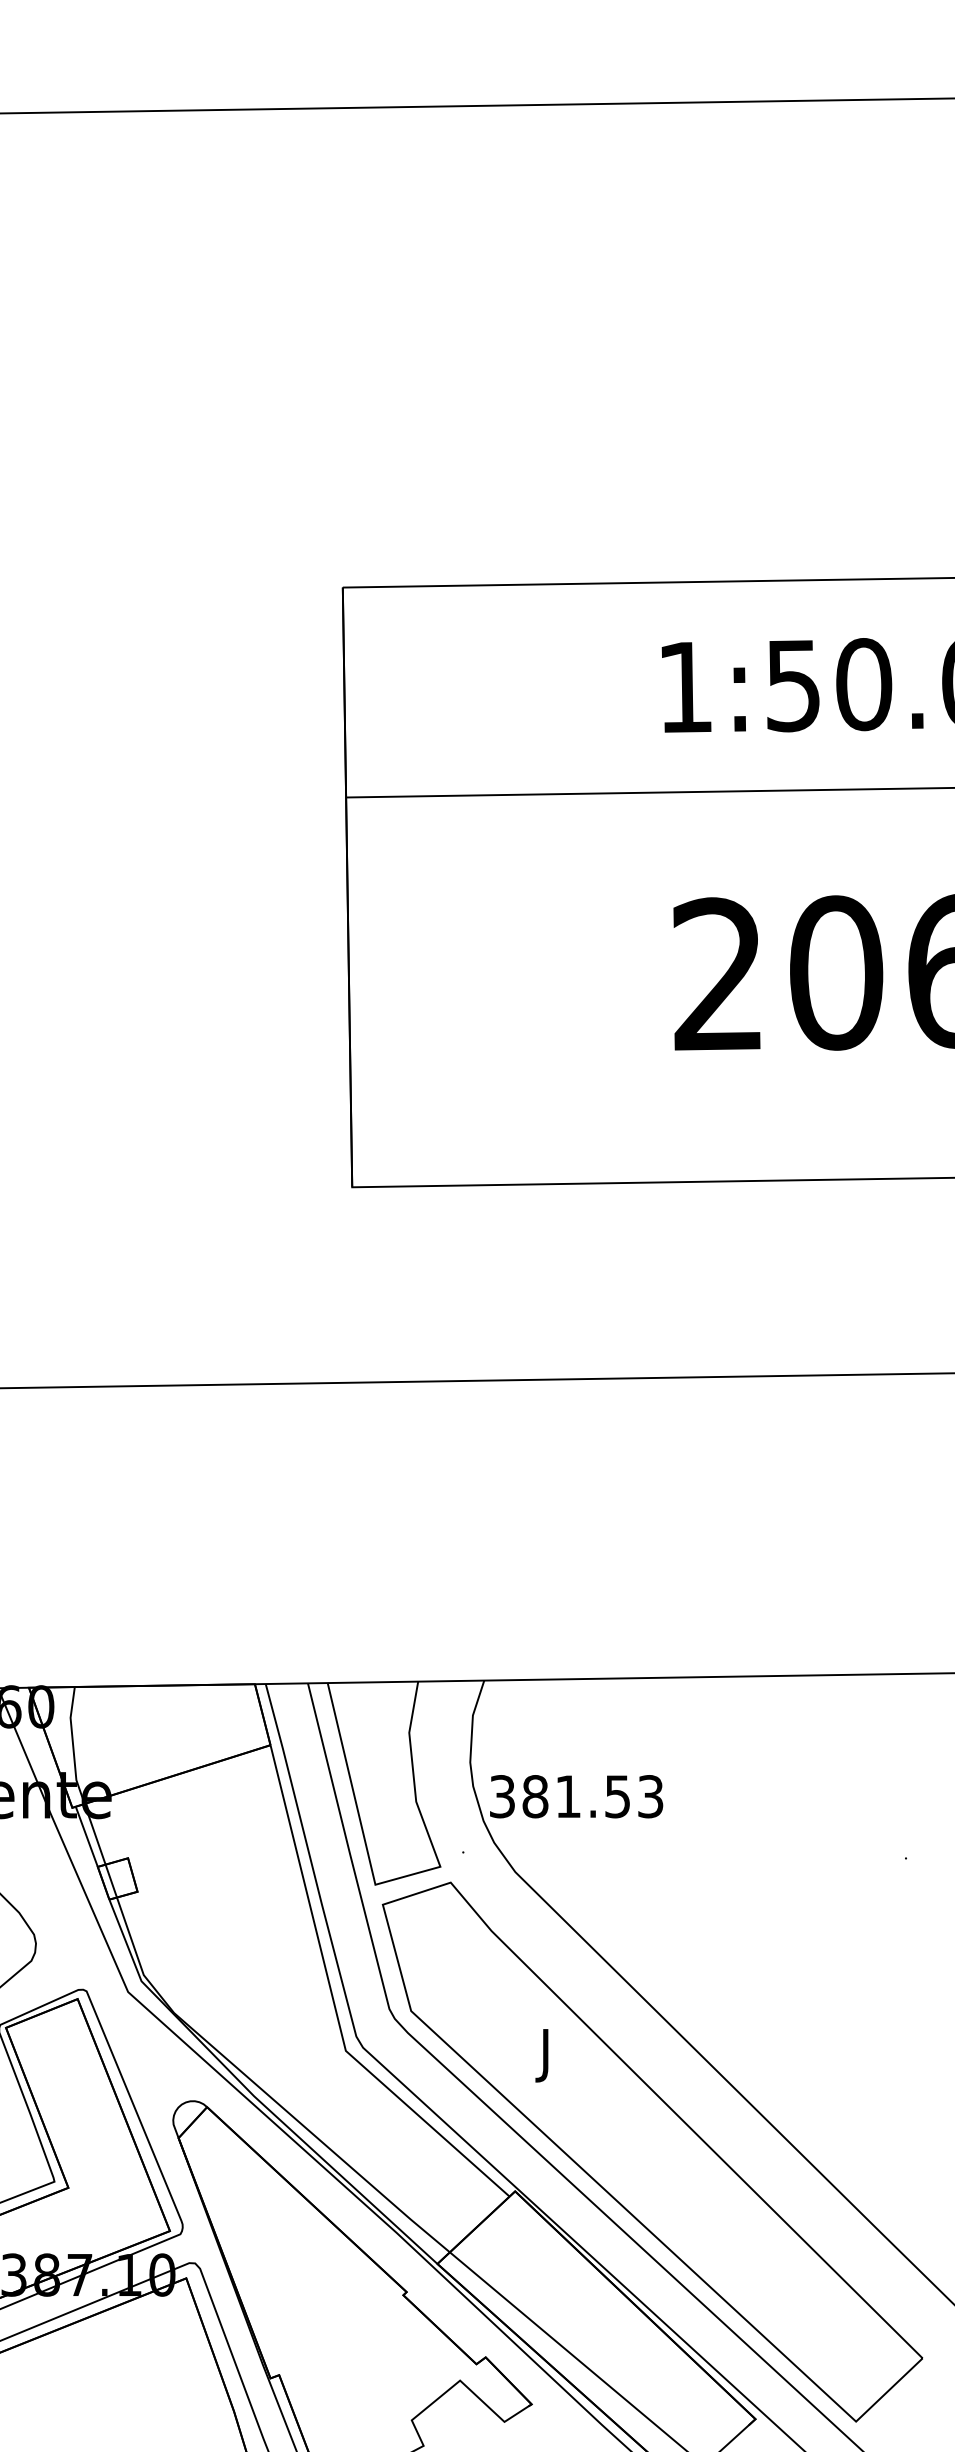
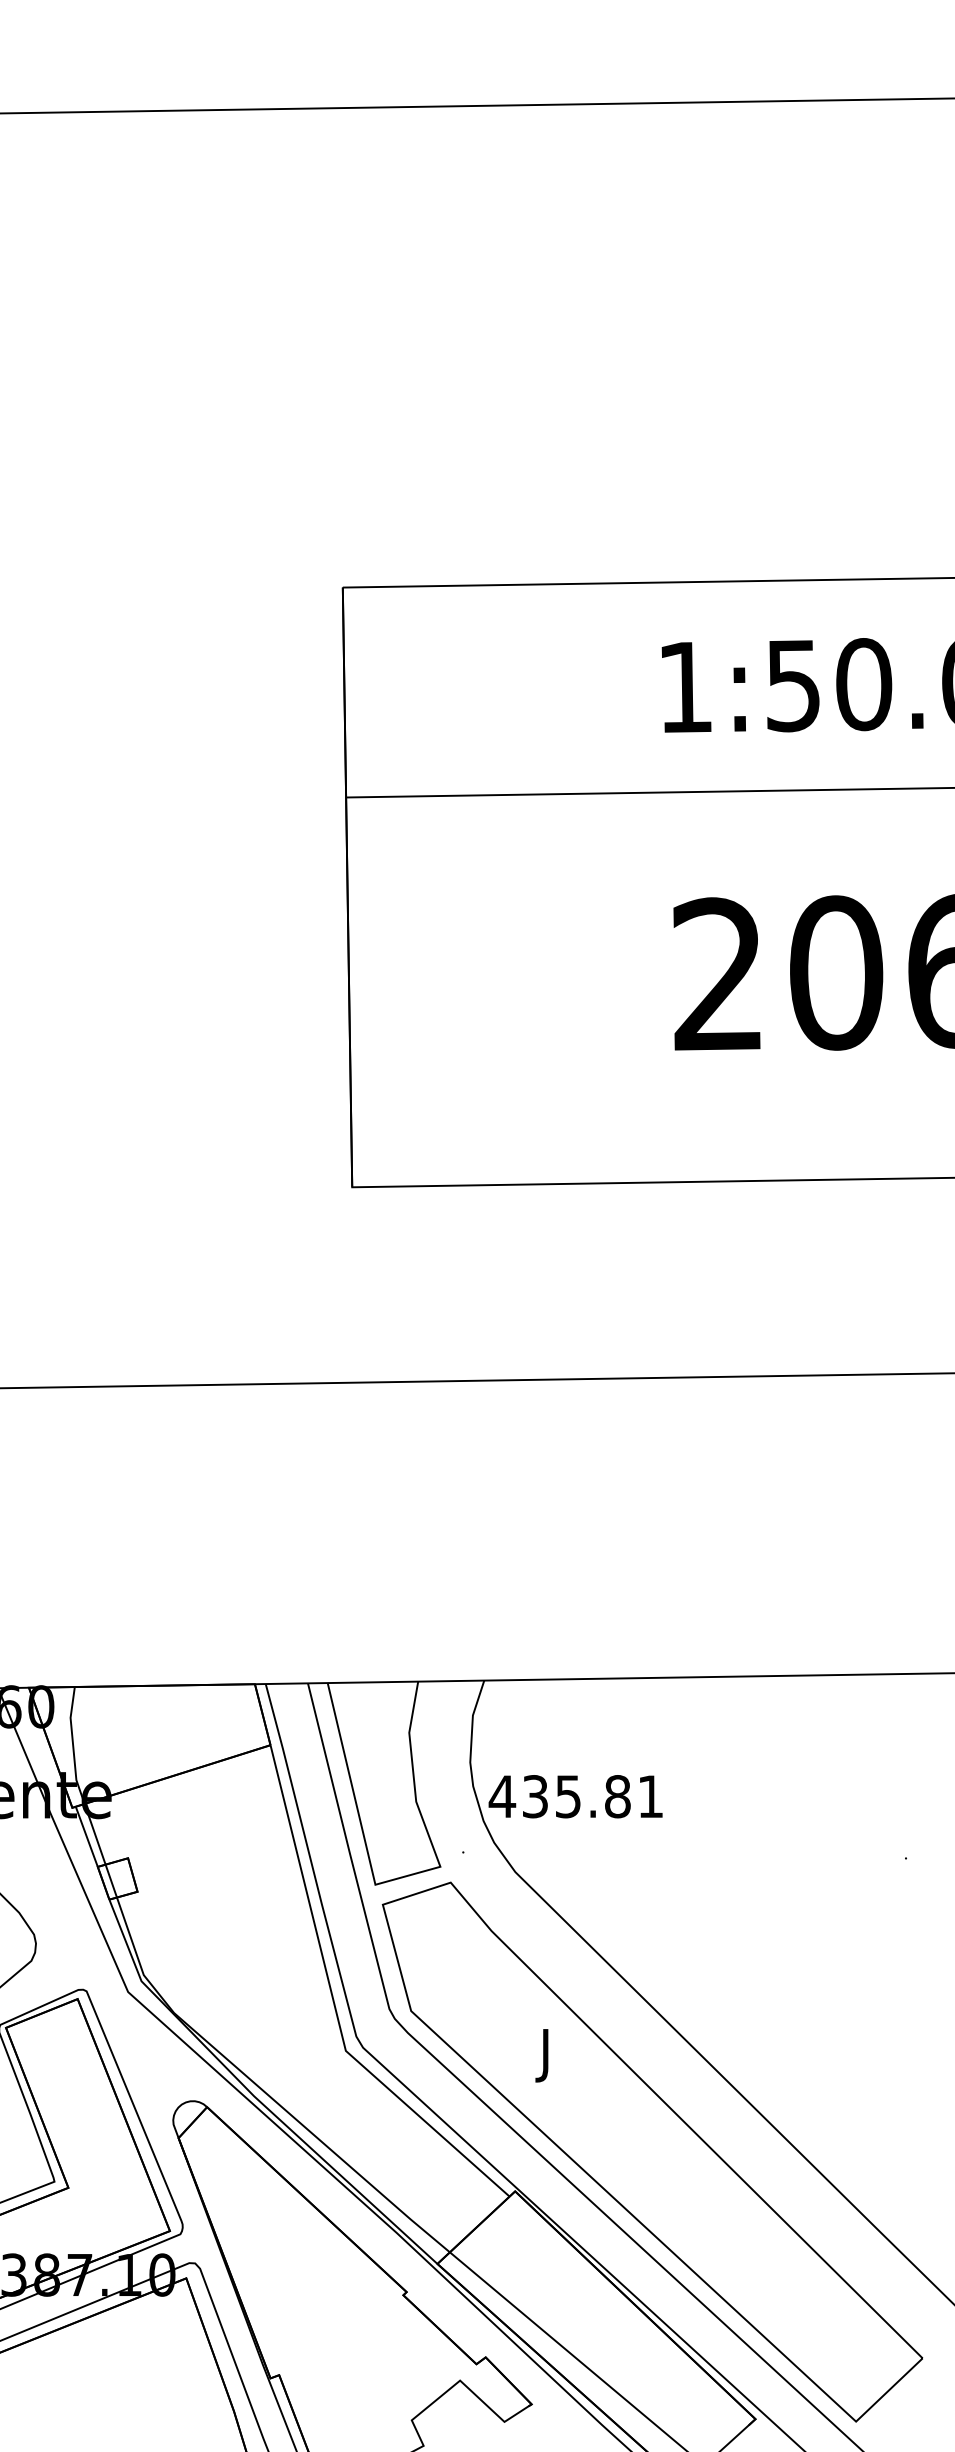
text: 381.53 -> 435.81 (575, 1796)
